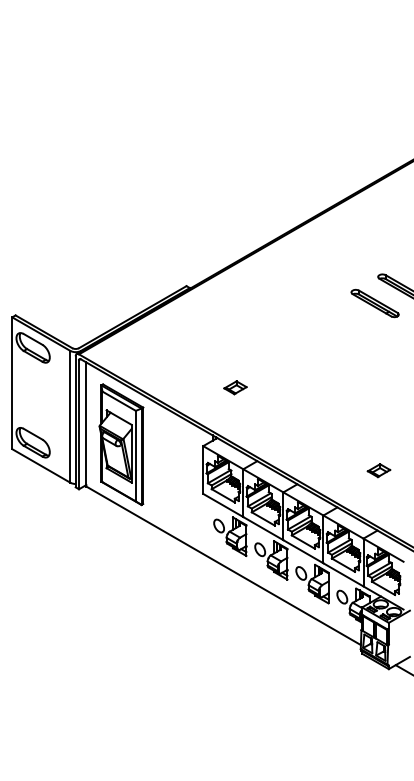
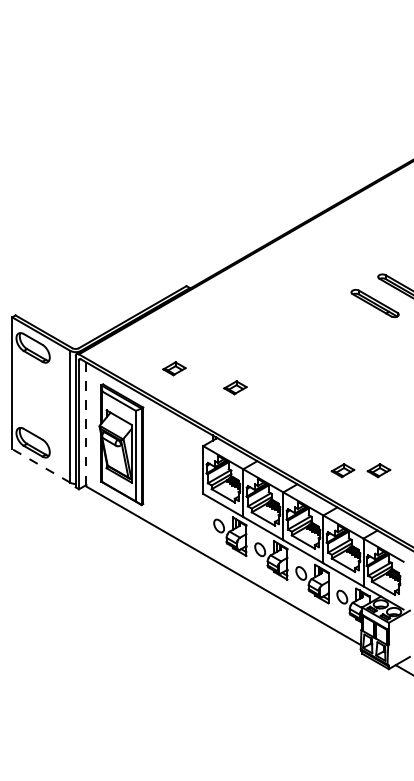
part: none -> present (174, 368)
line: solid -> dashed (86, 425)
line: solid -> dashed (41, 465)
part: none -> present (342, 470)
